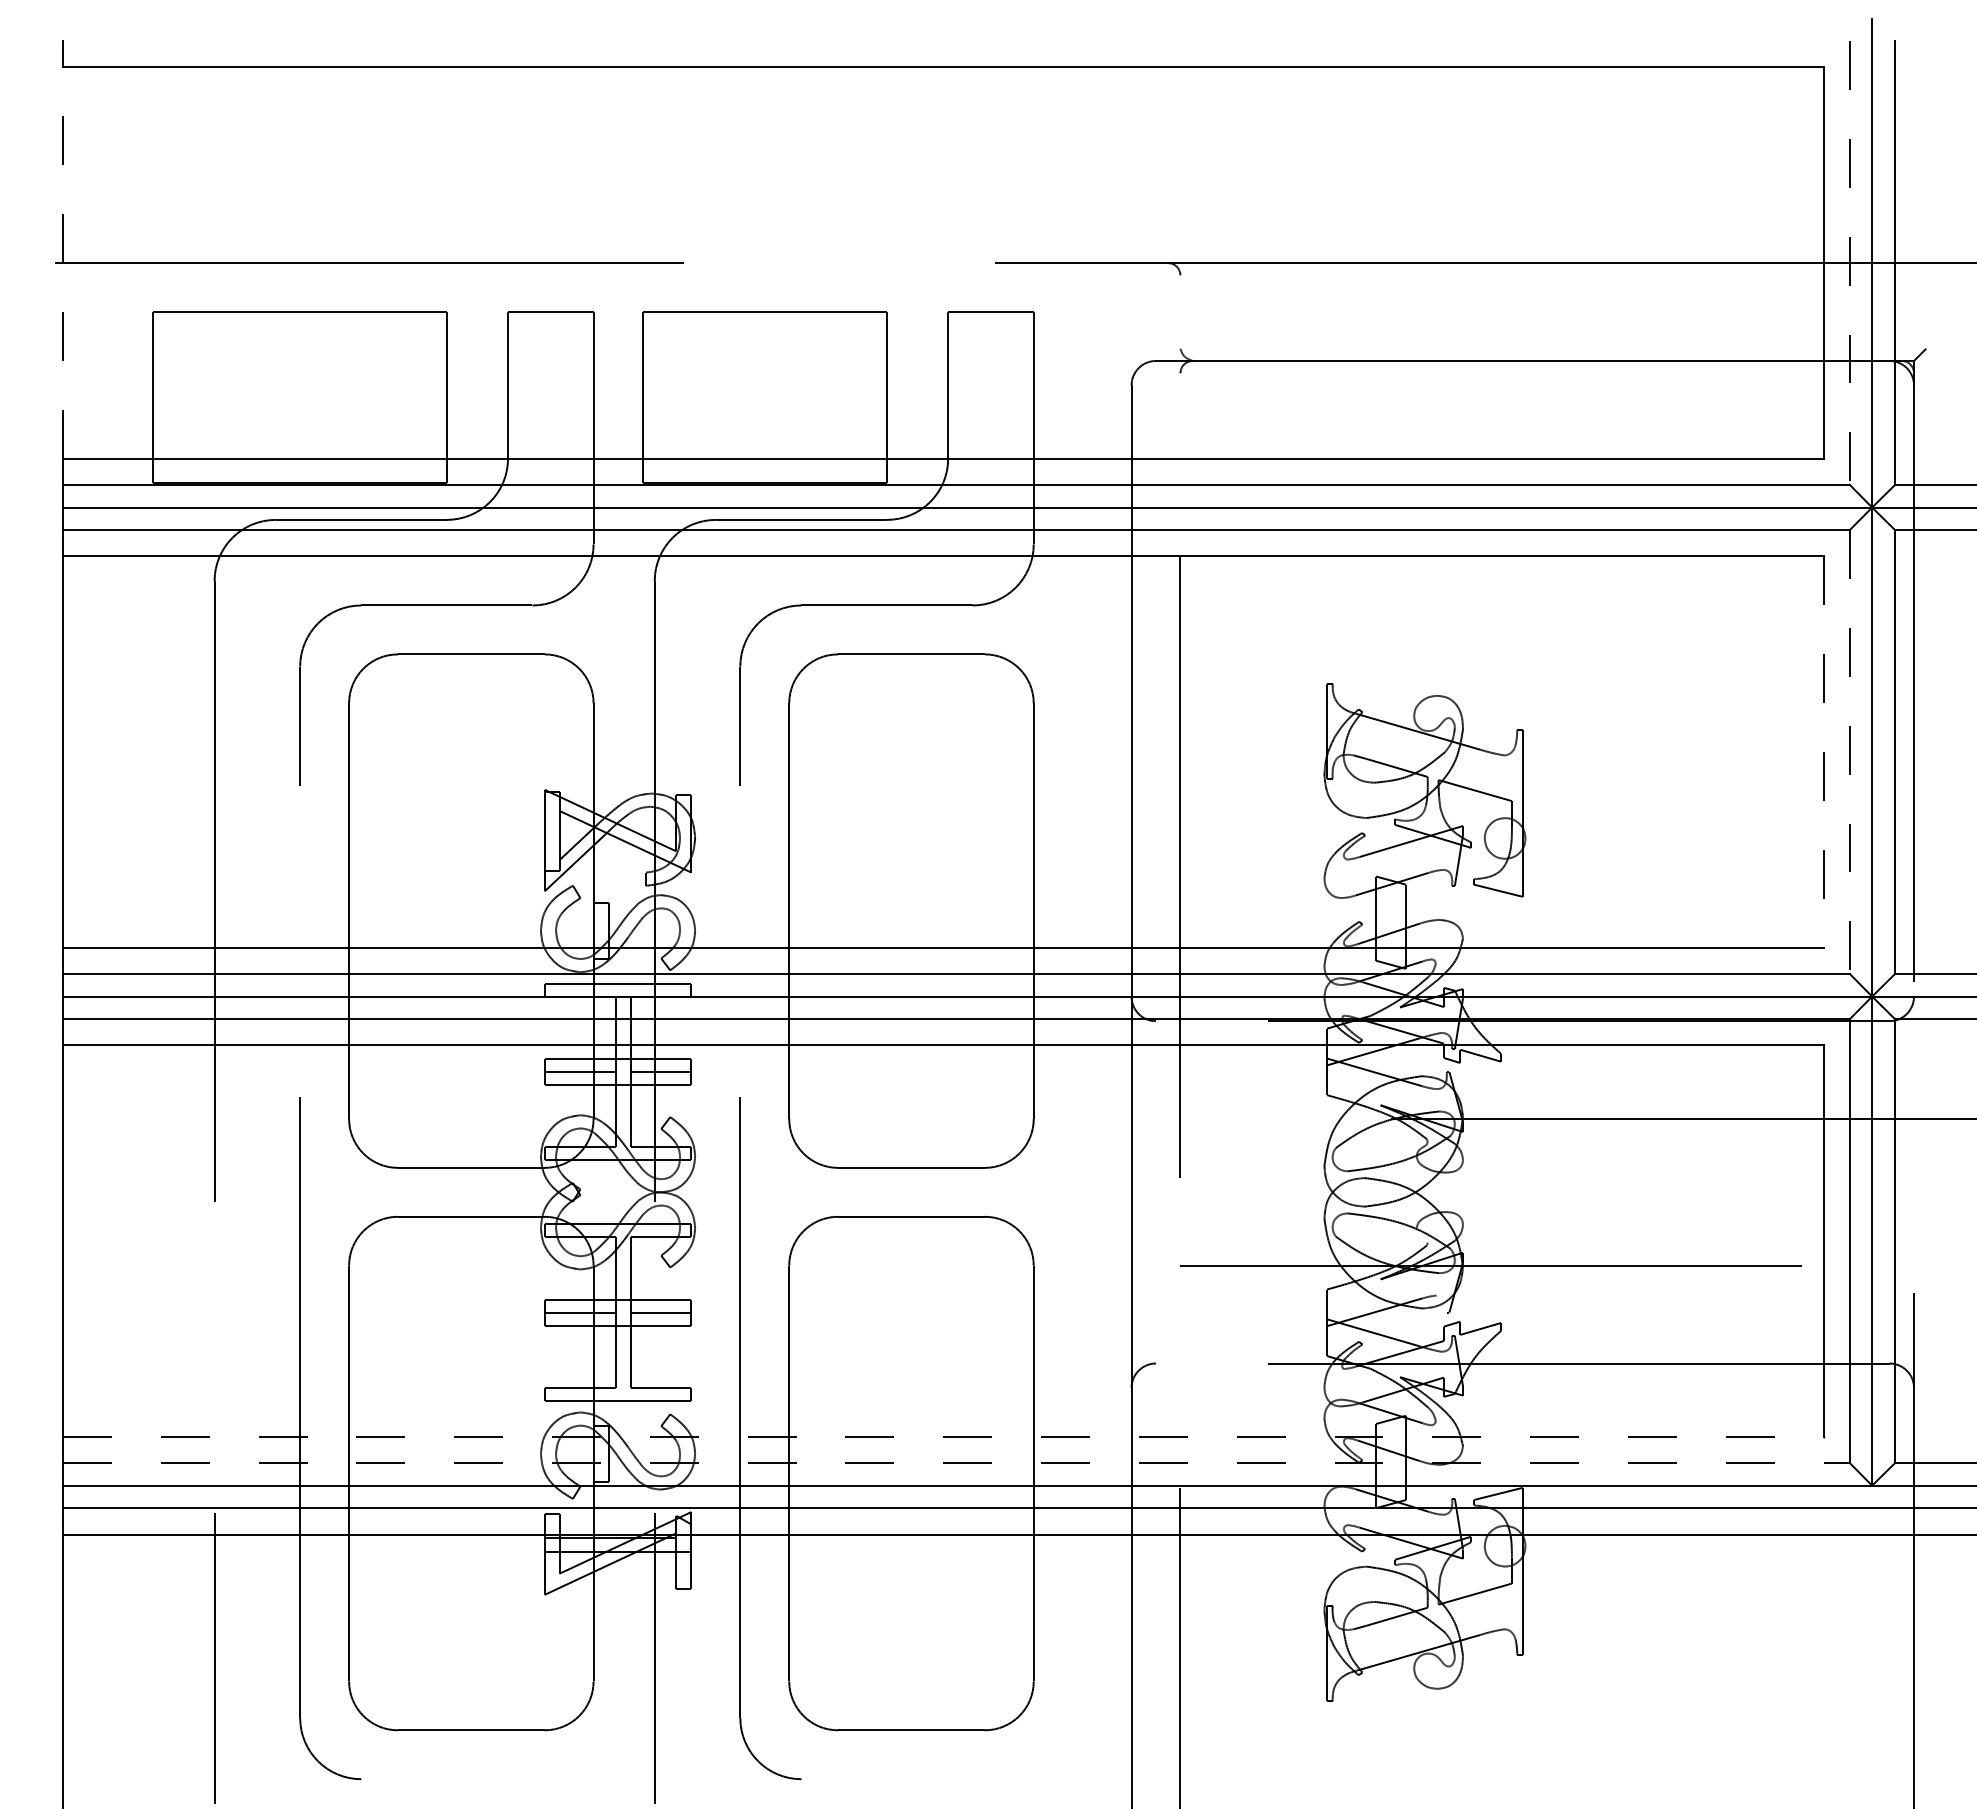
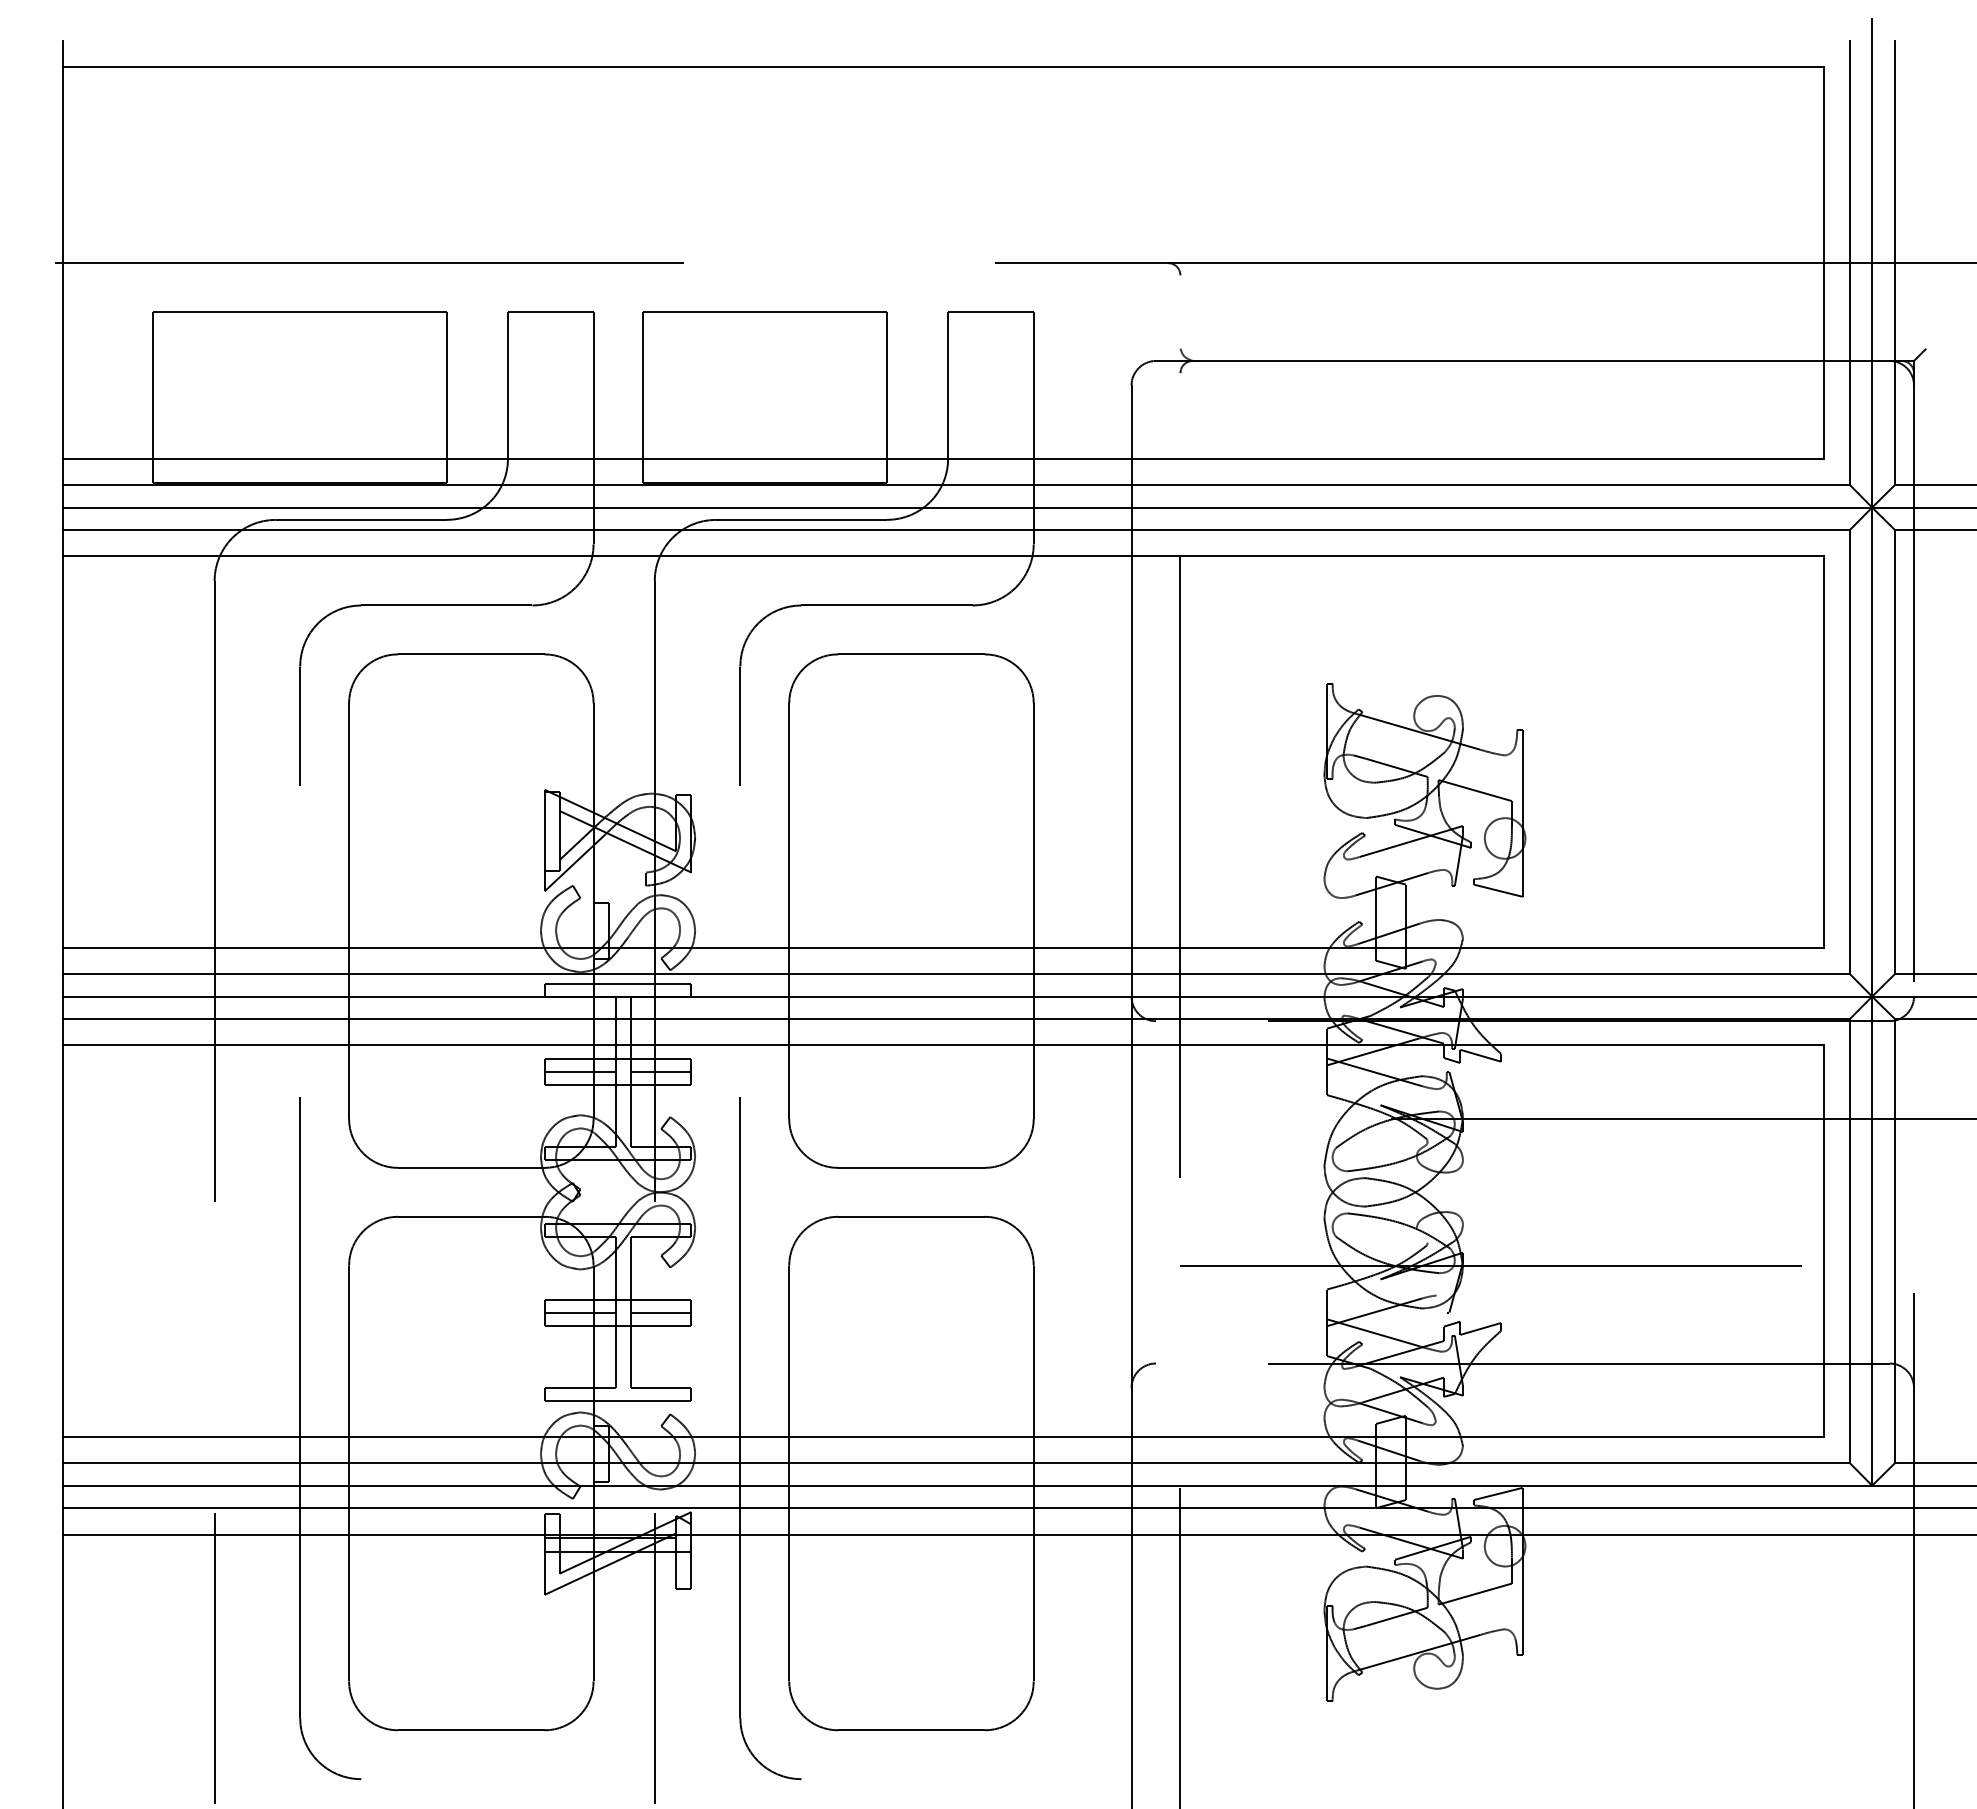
line: dashed -> solid (62, 263)
line: dashed -> solid (1849, 263)
line: dashed -> solid (1823, 752)
line: dashed -> solid (1849, 752)
line: dashed -> solid (943, 1436)
line: dashed -> solid (956, 1463)
